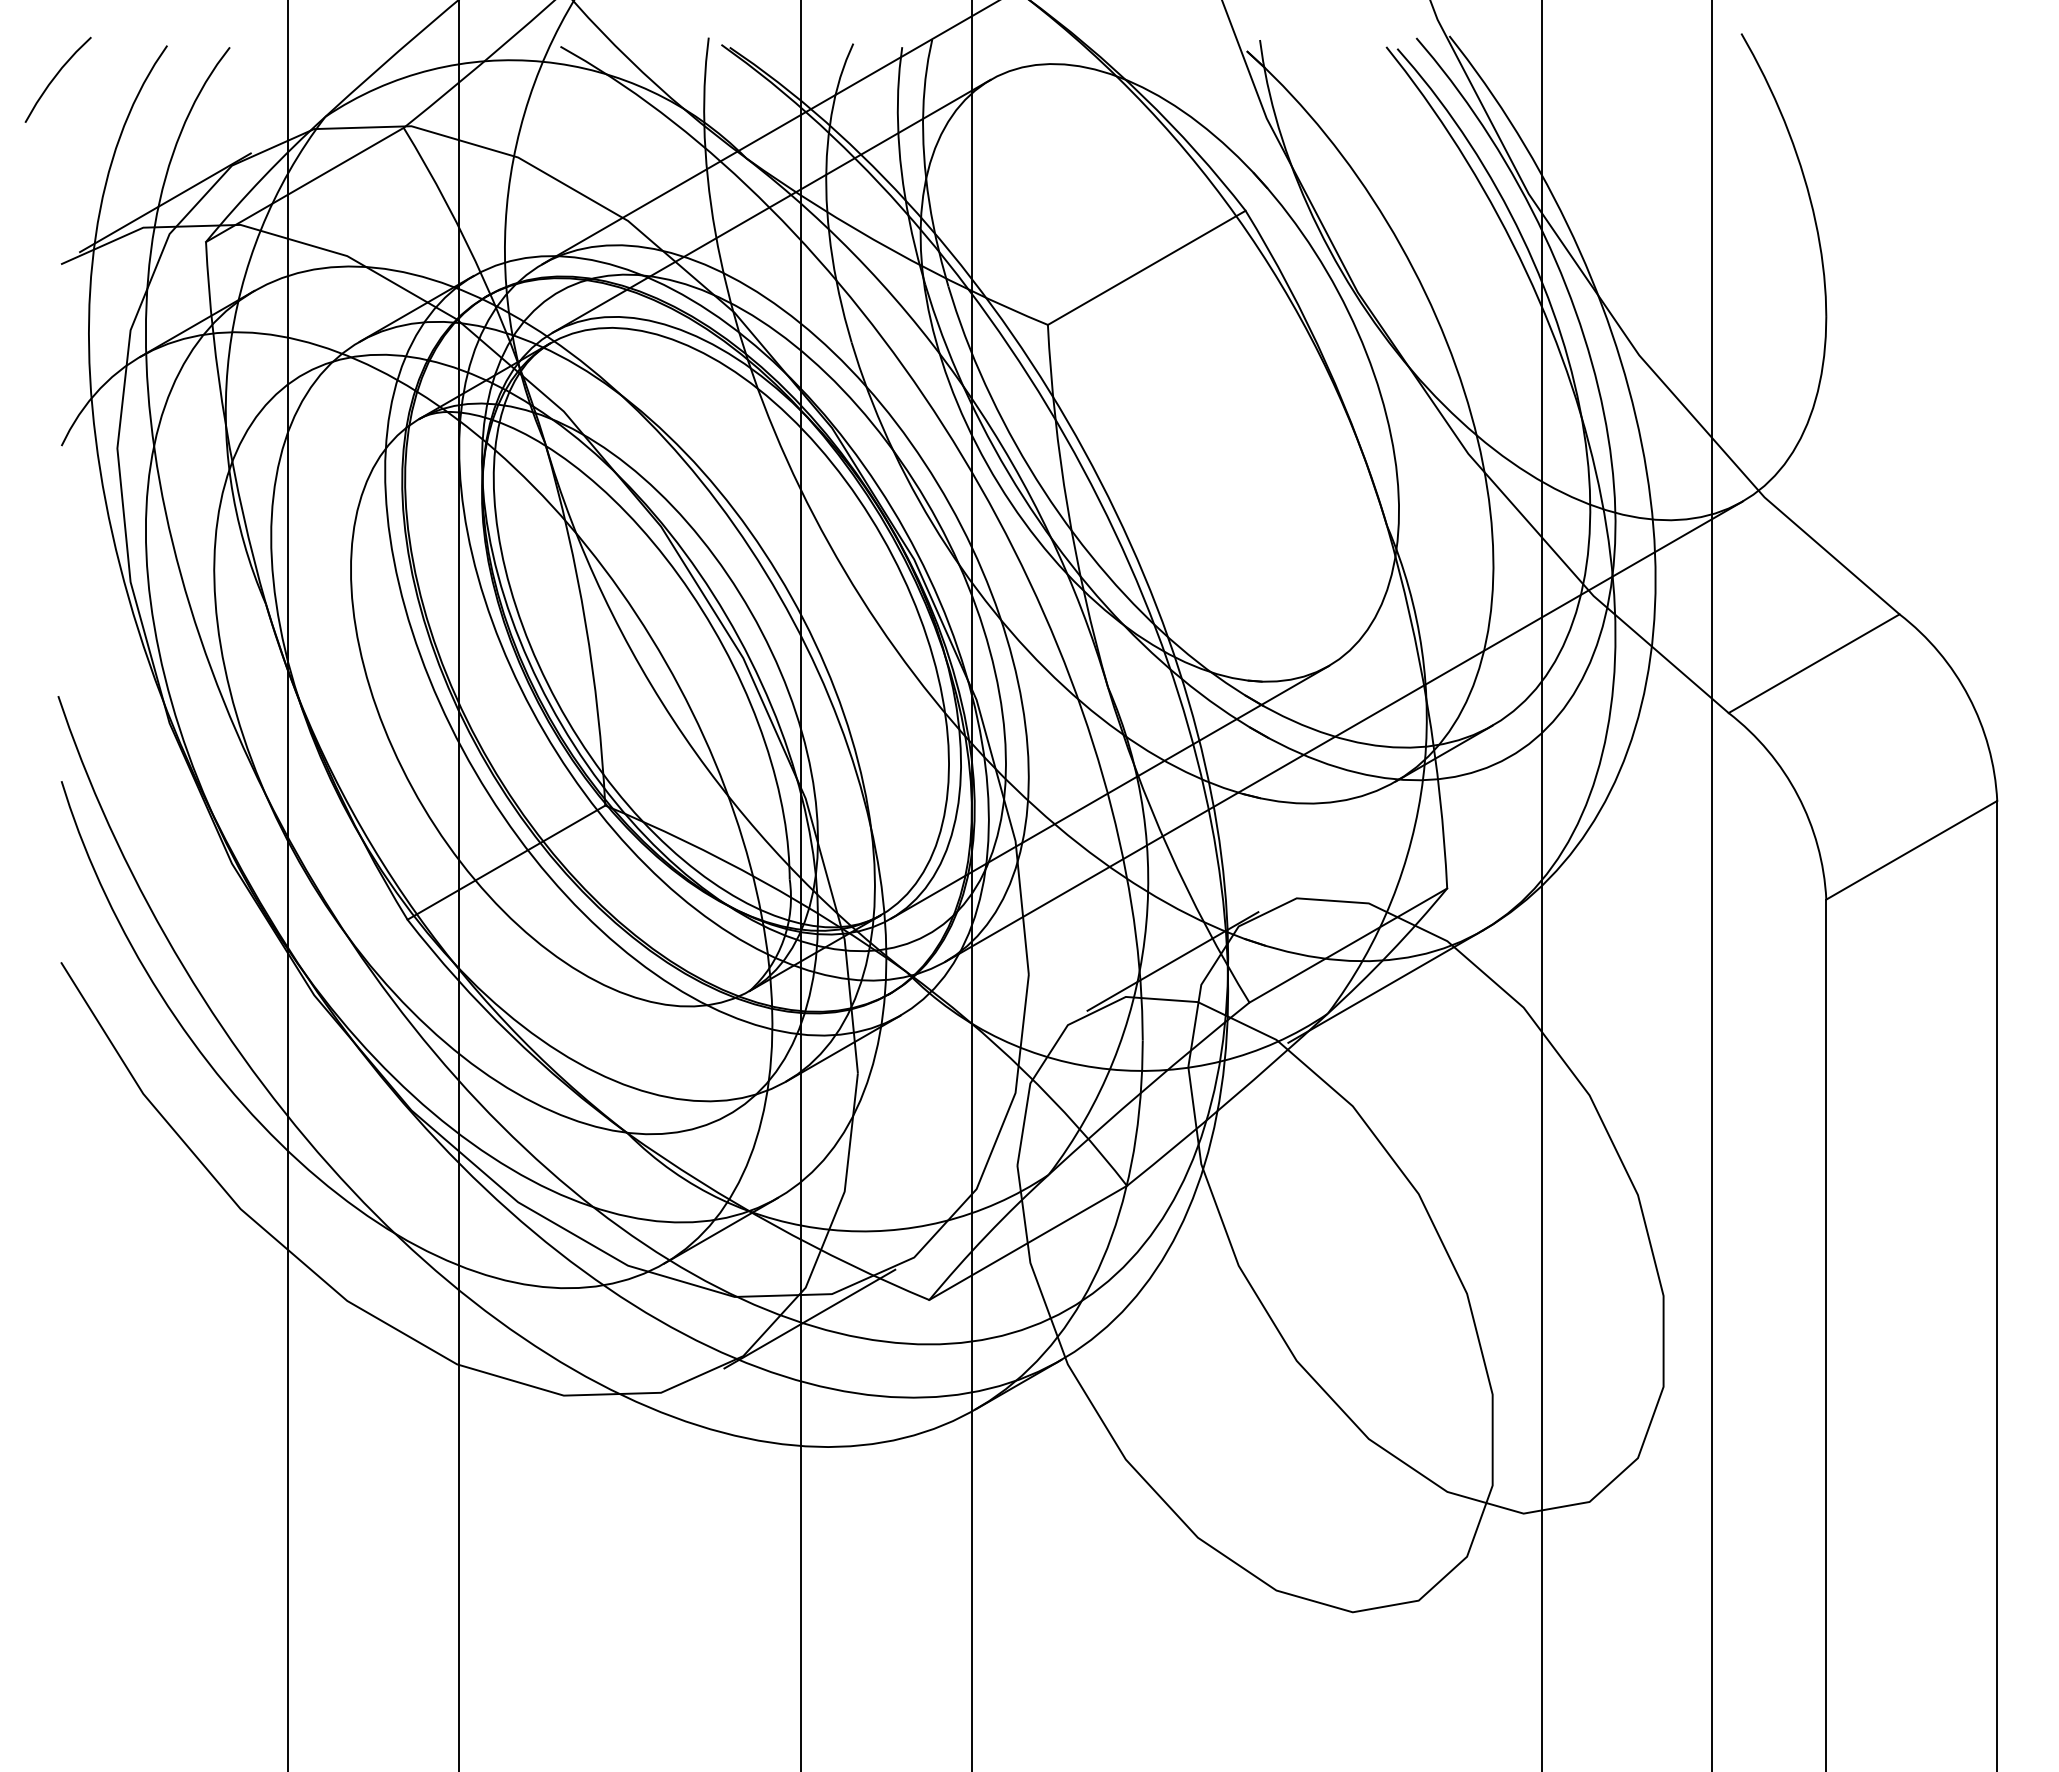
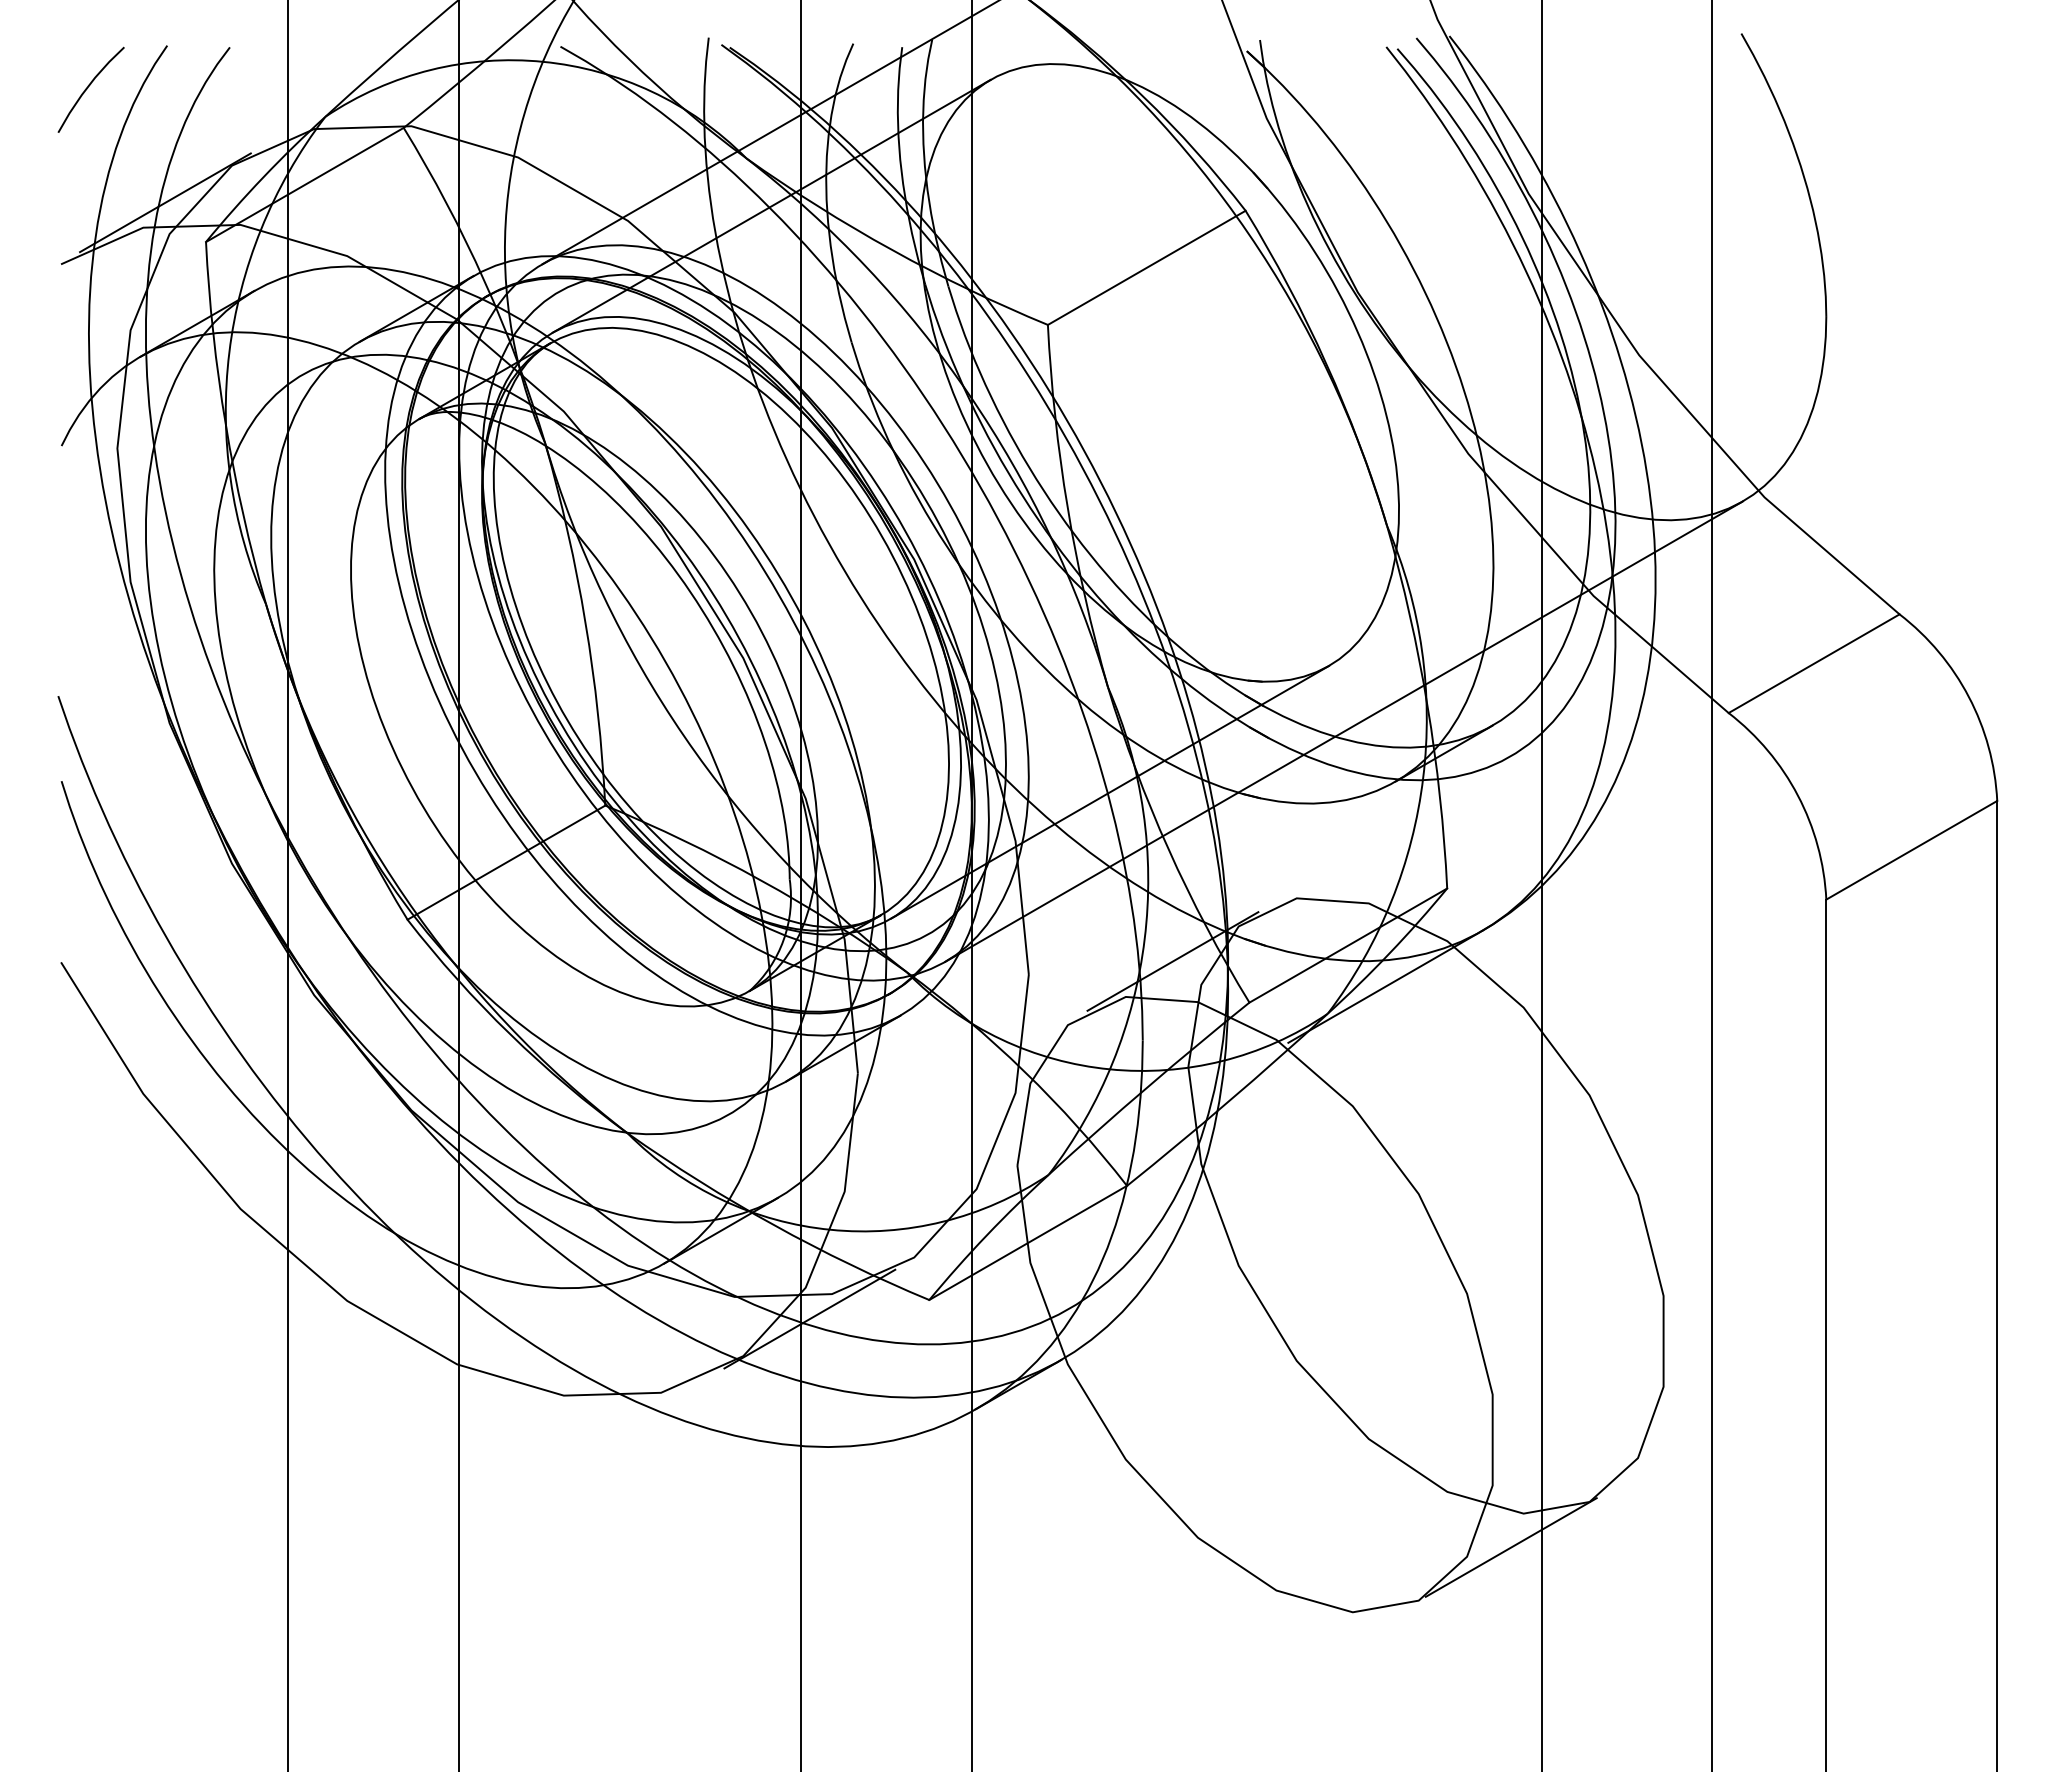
curve position: (55, 78) -> (88, 88) (88, 88)
line: none -> present (1510, 1547)
